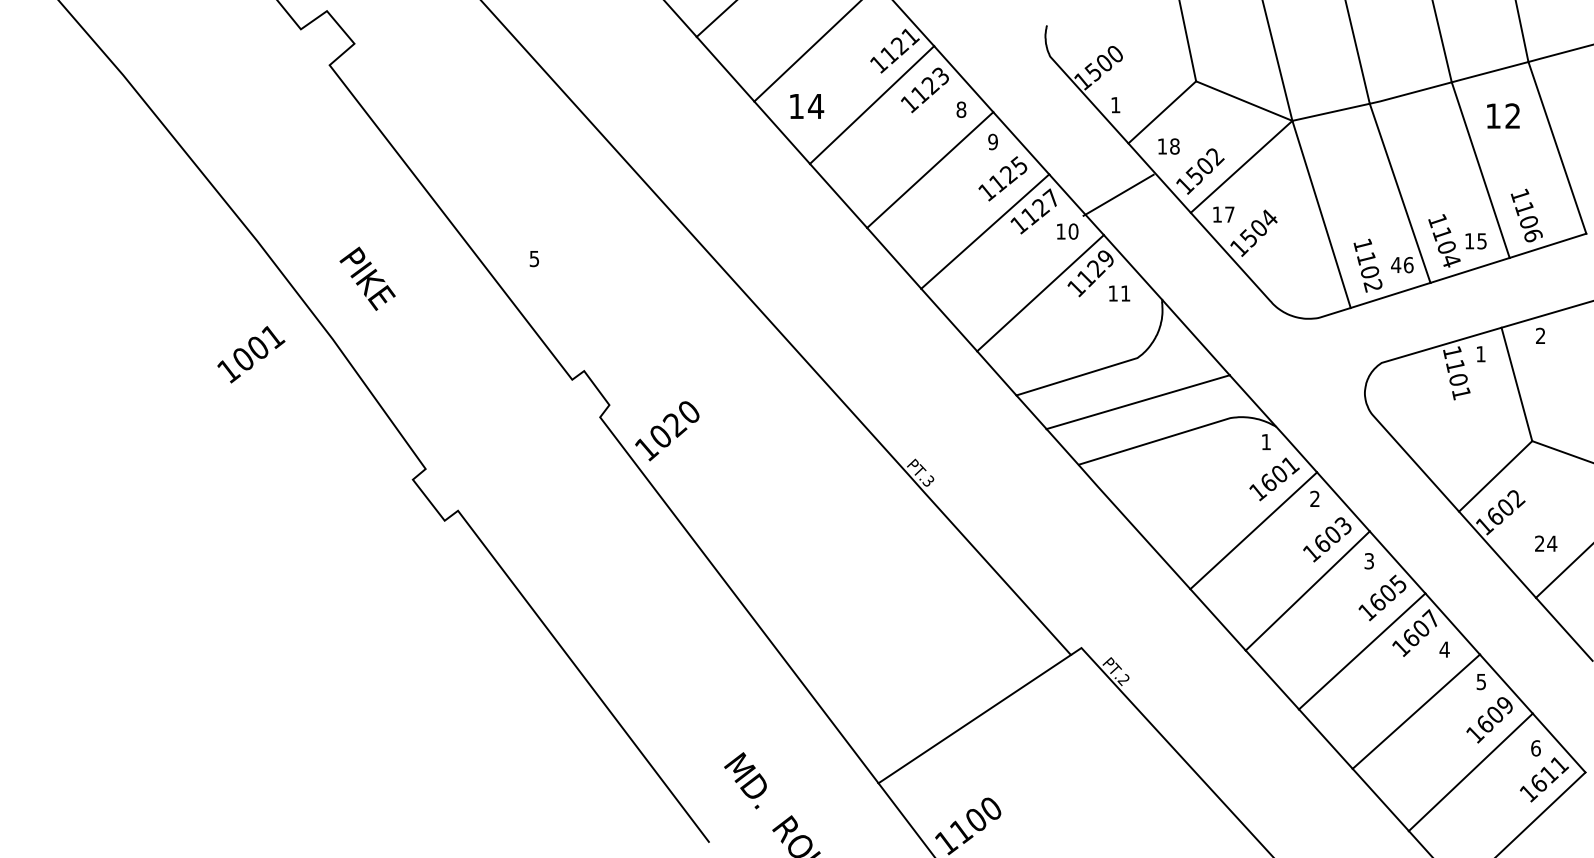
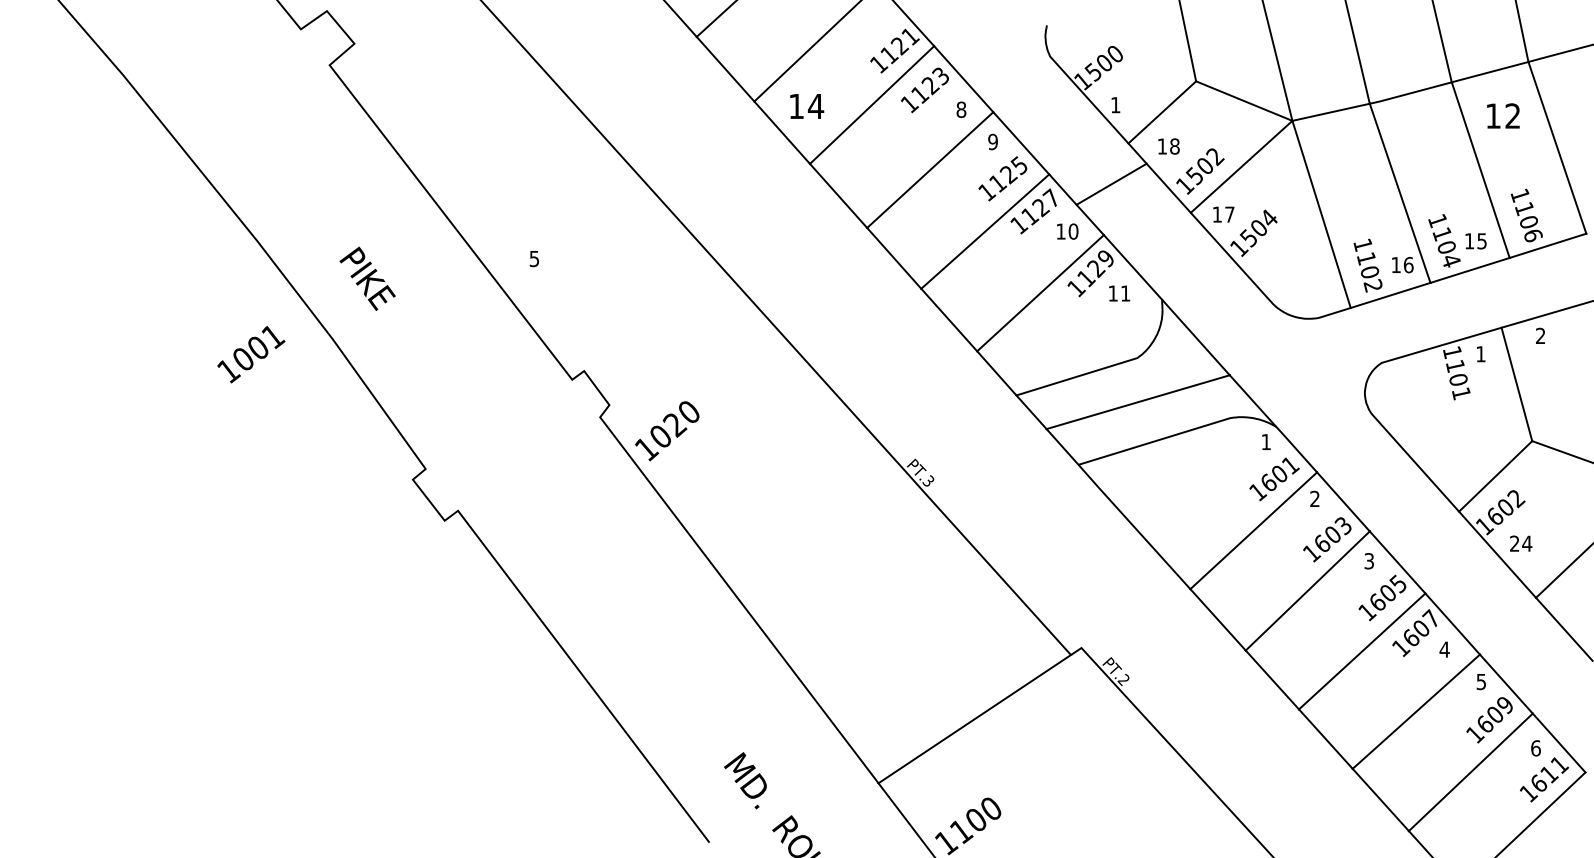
line position: (1118, 194) -> (1111, 183) (1111, 183)
text: 46 -> 16 (1396, 264)
text position: (1546, 543) -> (1521, 543) (1521, 543)
